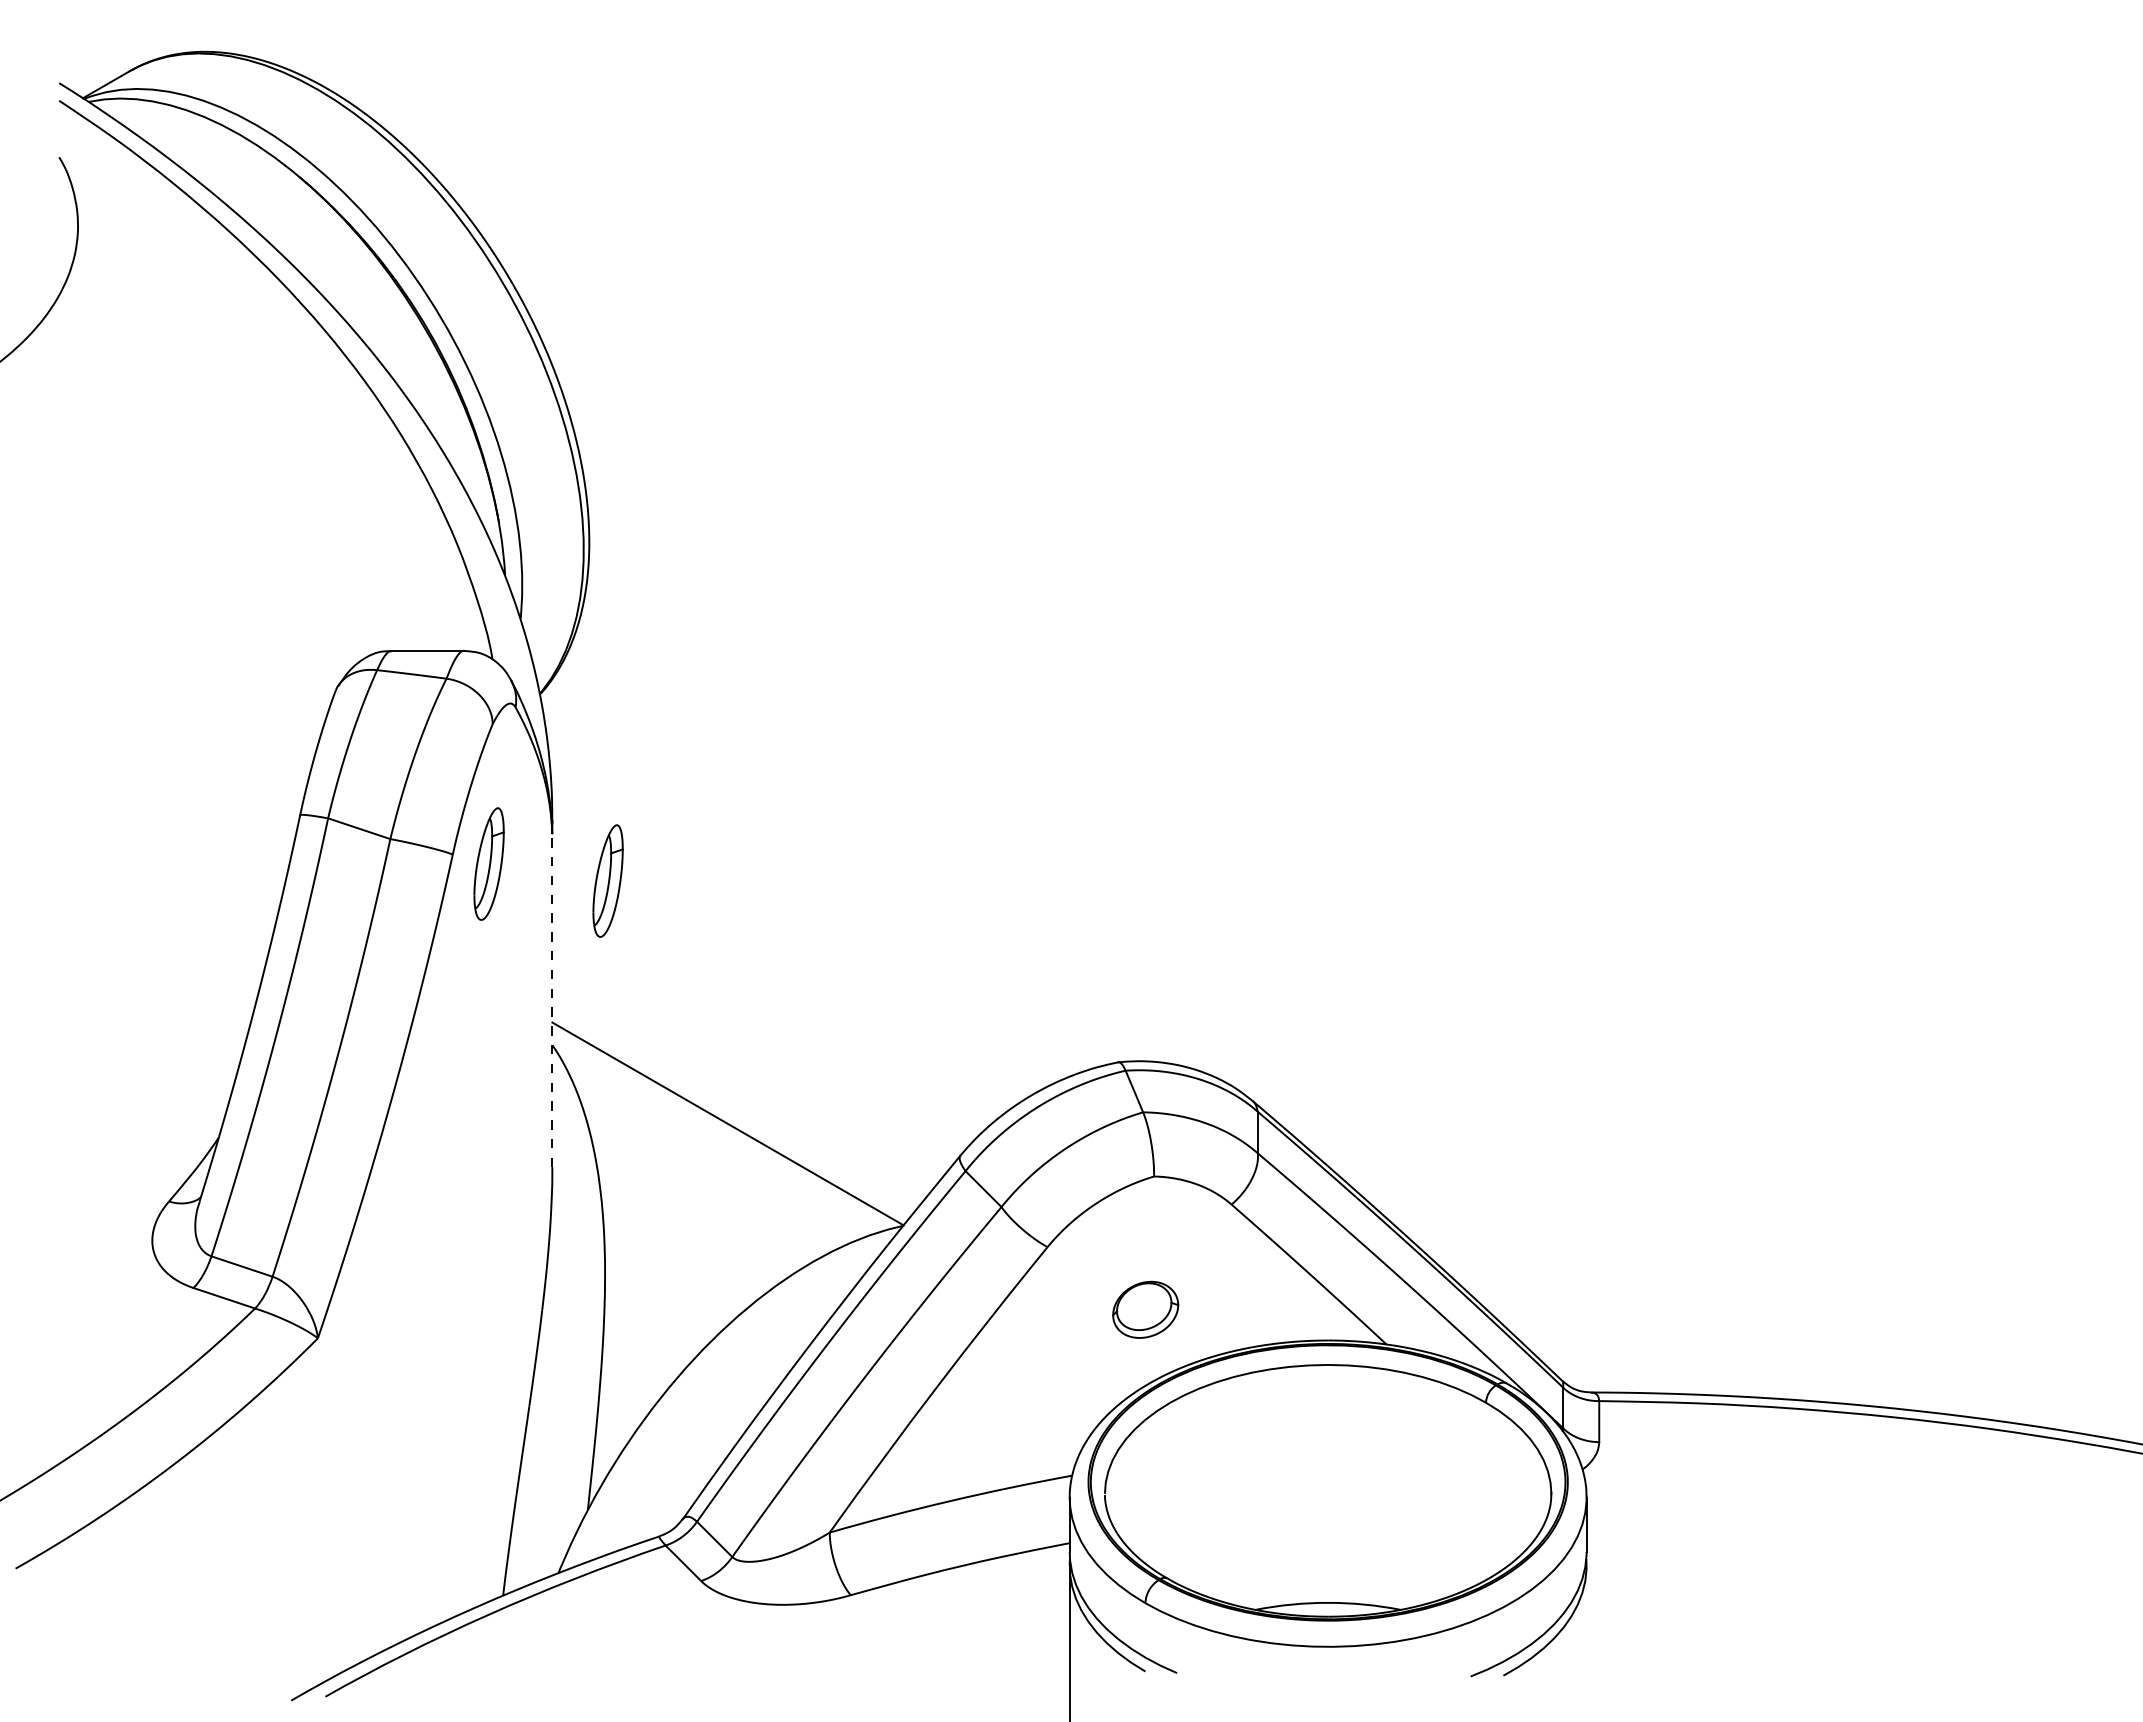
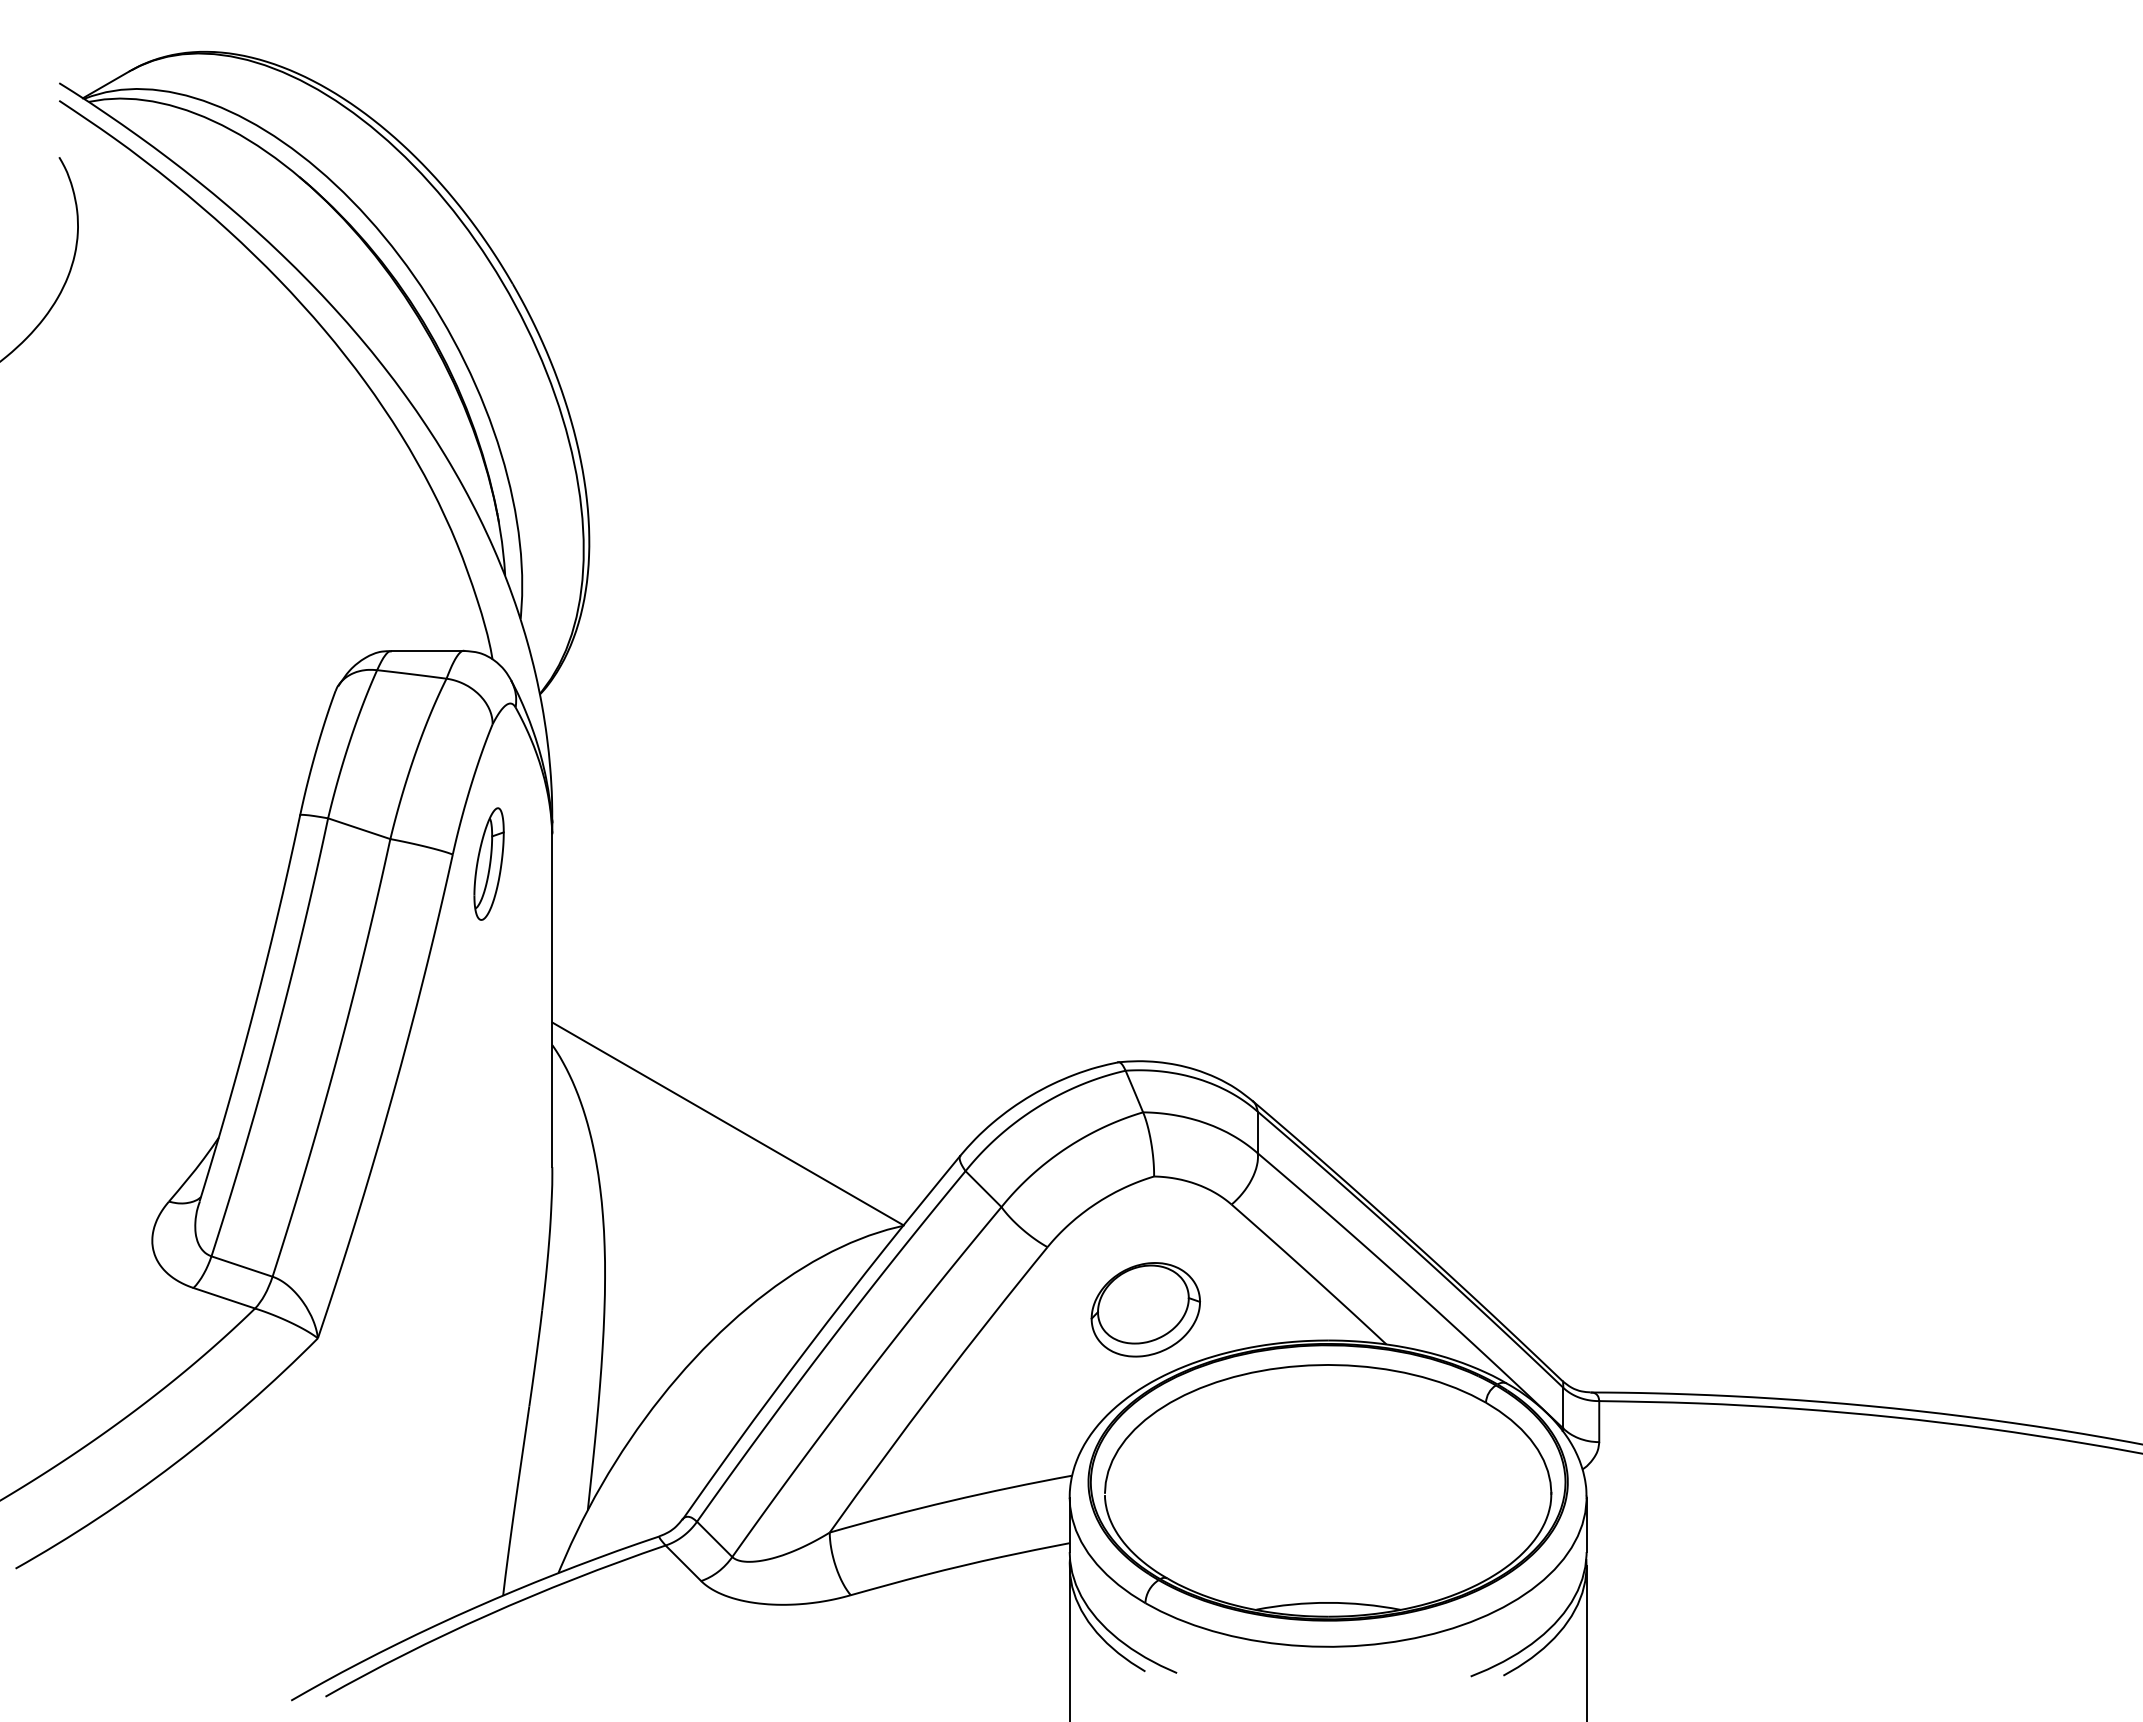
part: present -> none (607, 880)
line: dashed -> solid (552, 993)
part size: 68x59 px -> 111x96 px (1145, 1309)
line: none -> present (1586, 1642)
